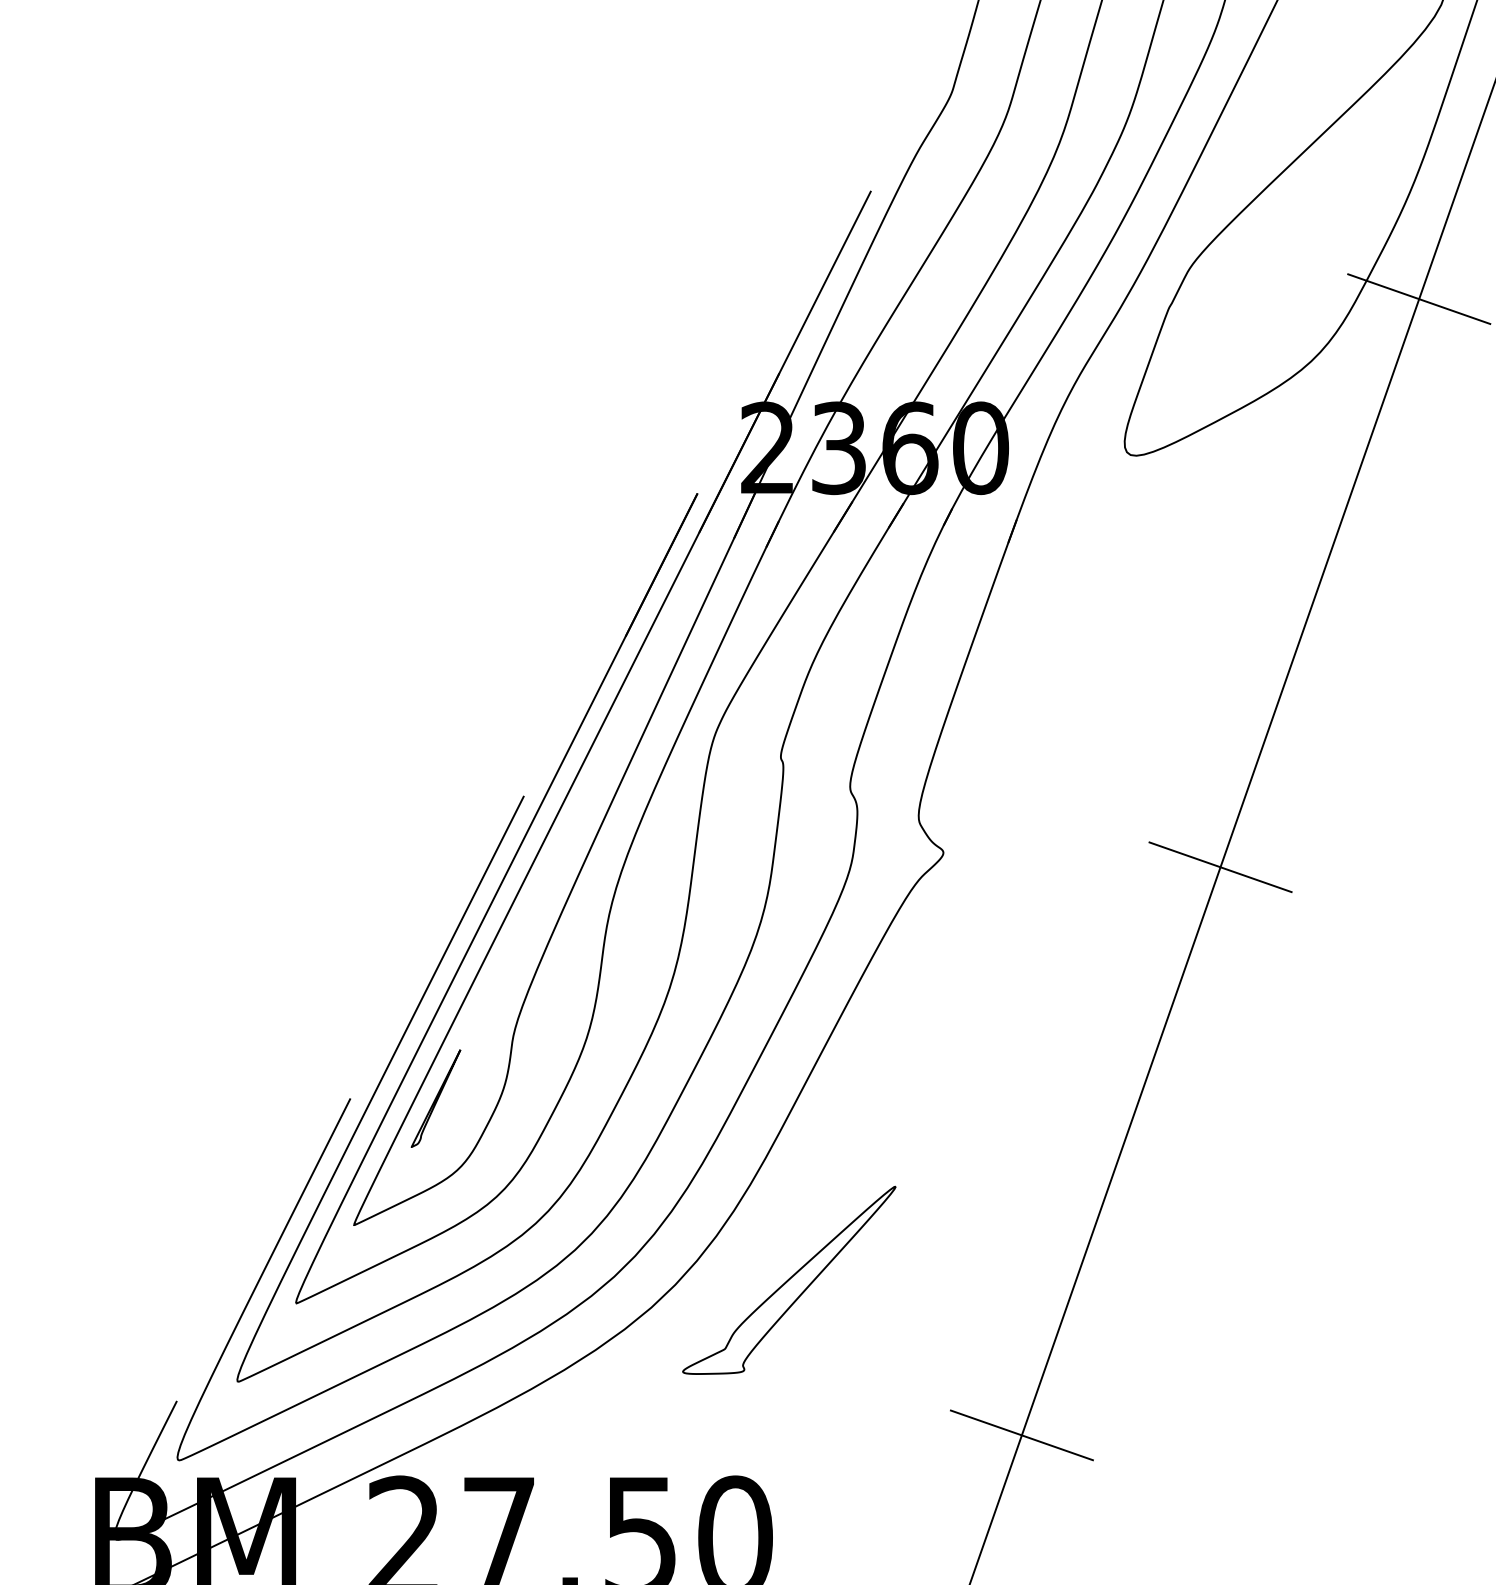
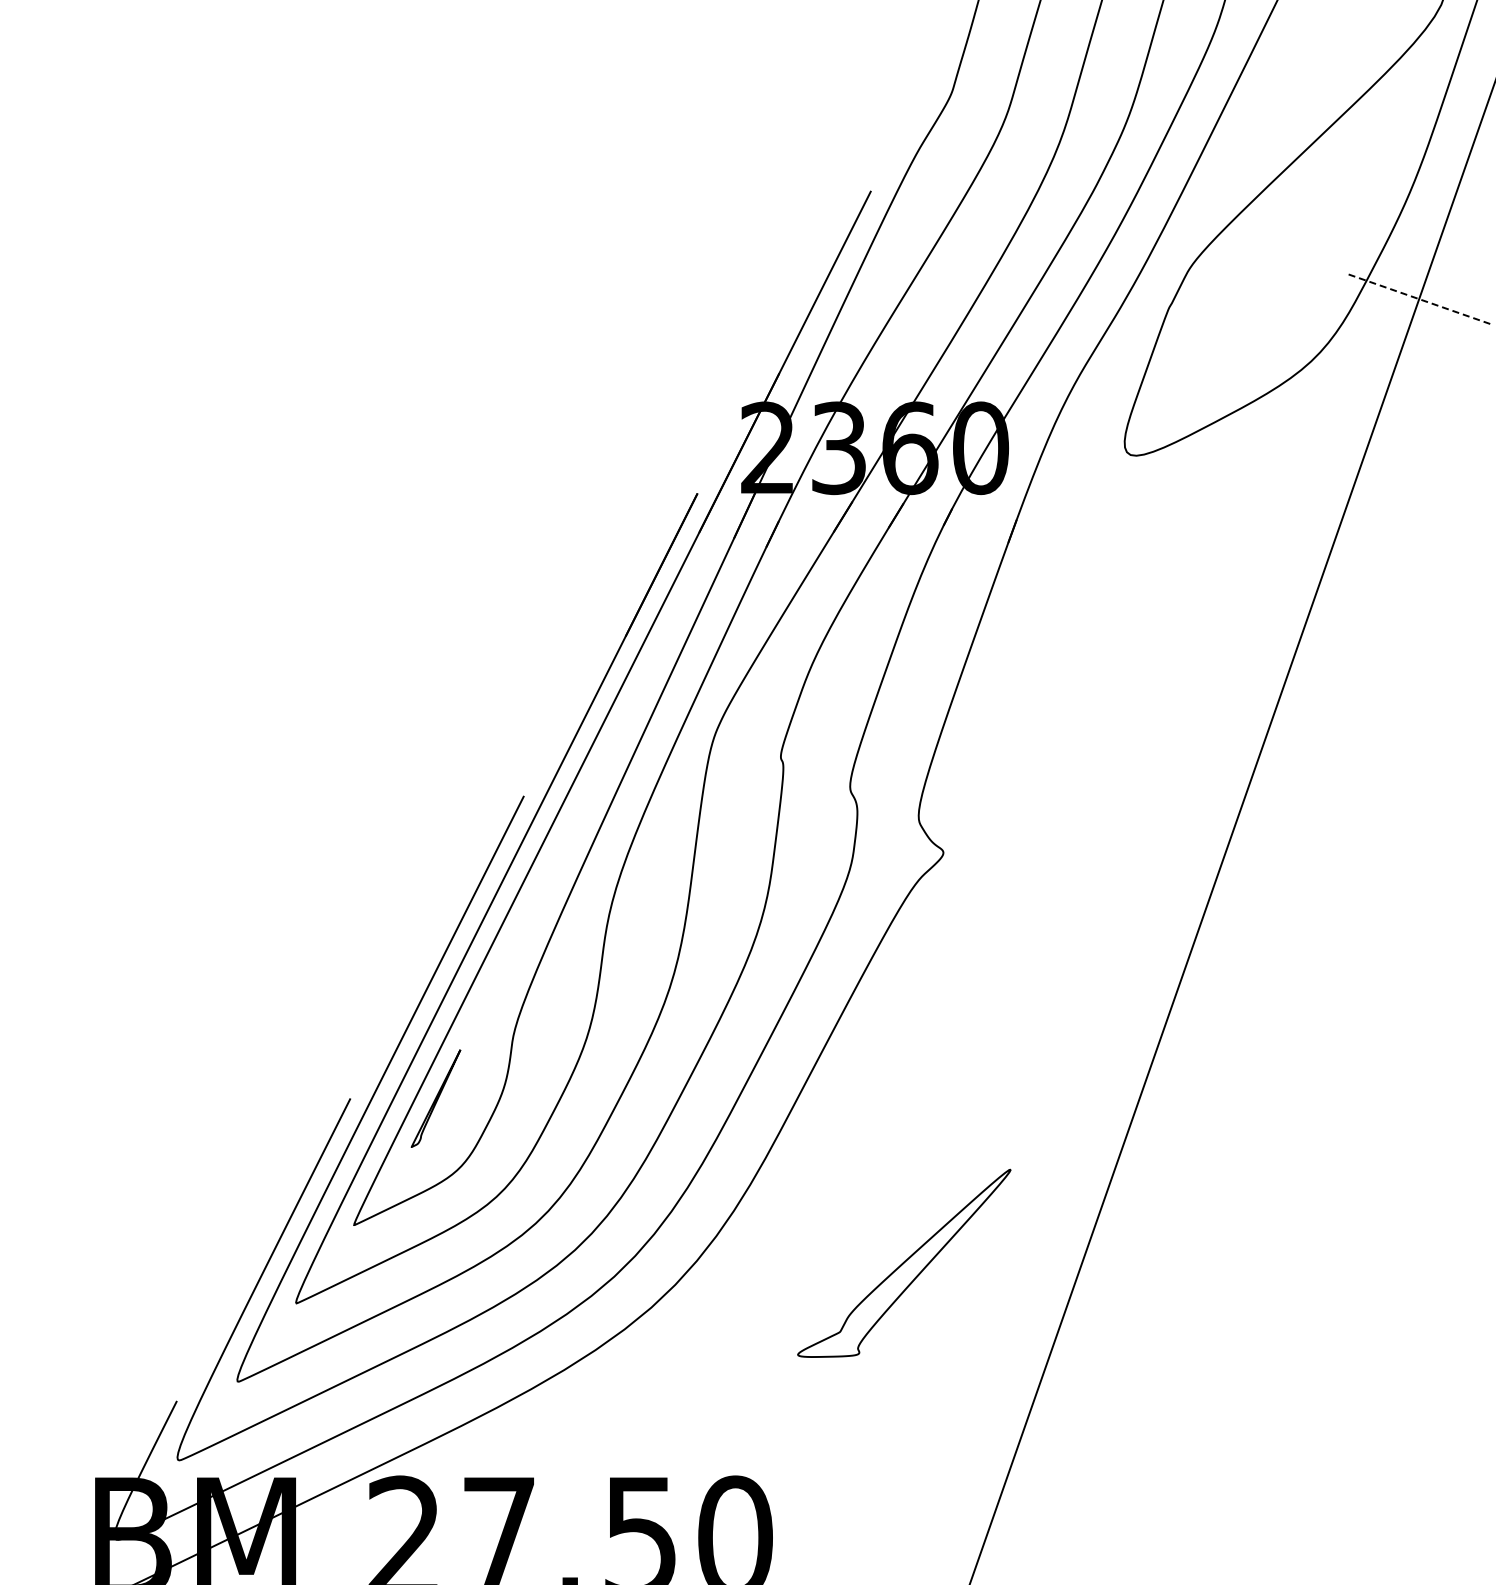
line: solid -> dashed (1418, 298)
line: present -> none (1220, 867)
part position: (789, 1279) -> (904, 1262) (904, 1262)
line: present -> none (1021, 1435)
